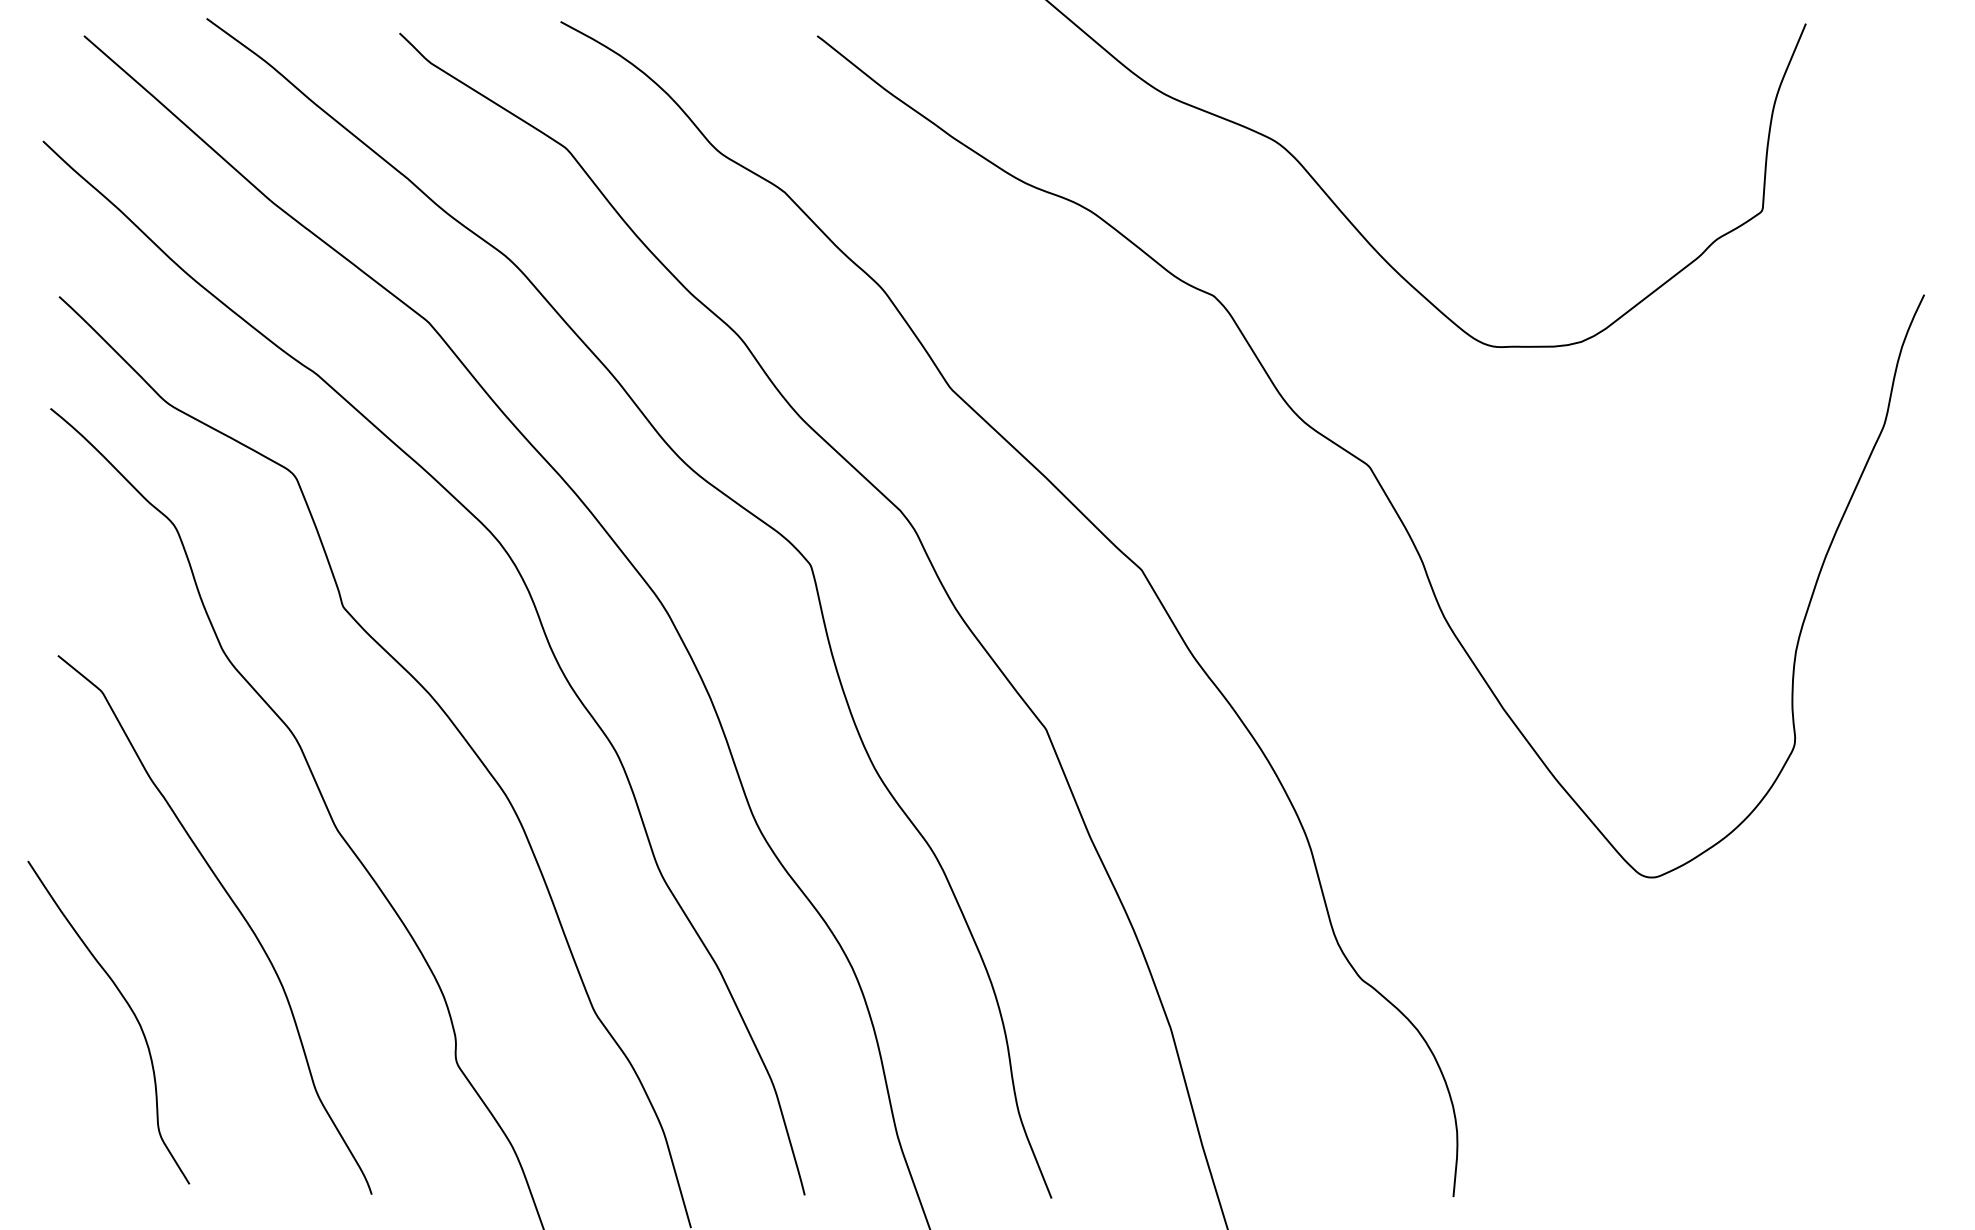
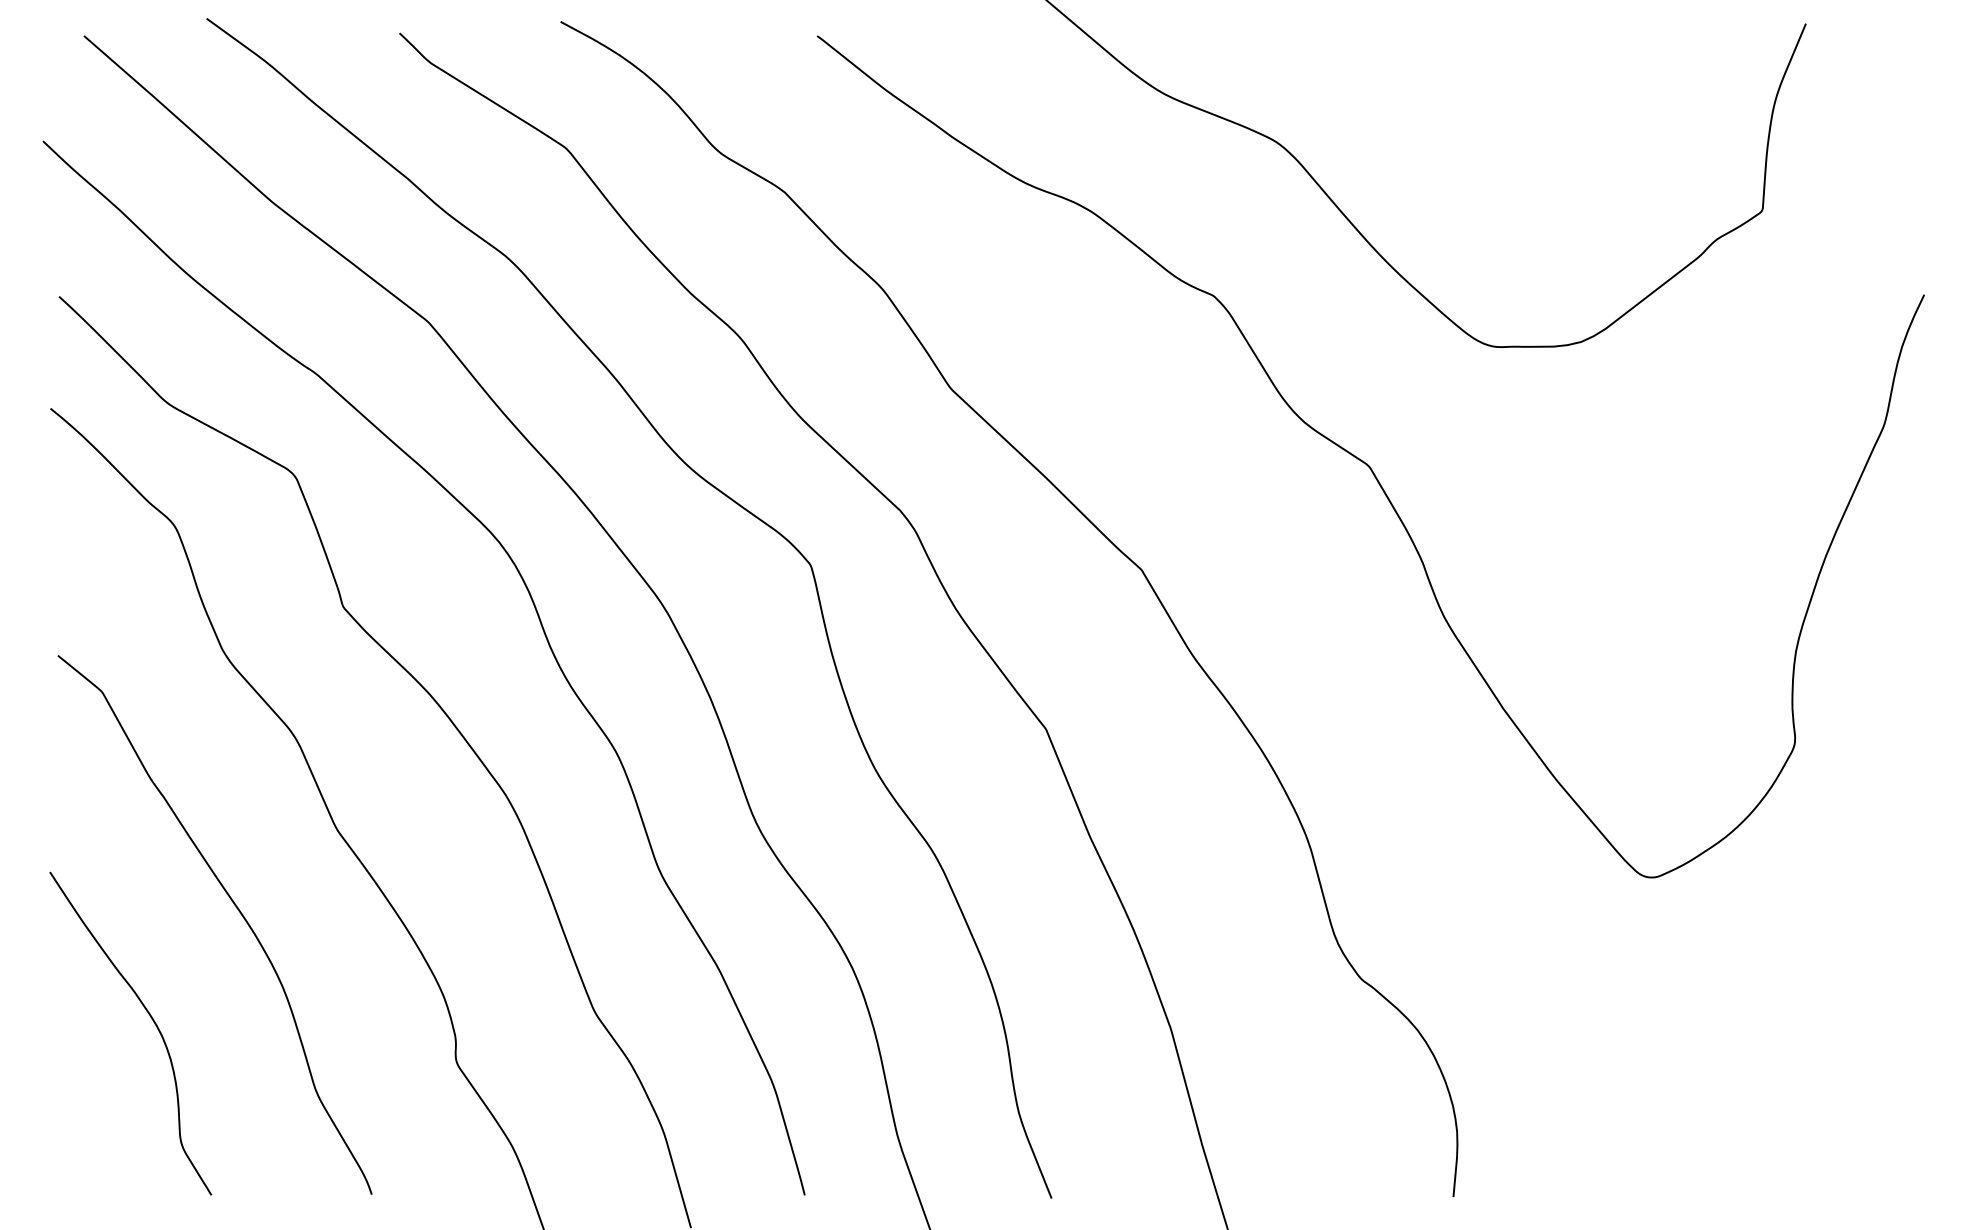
curve position: (129, 1008) -> (151, 1019) (151, 1019)
